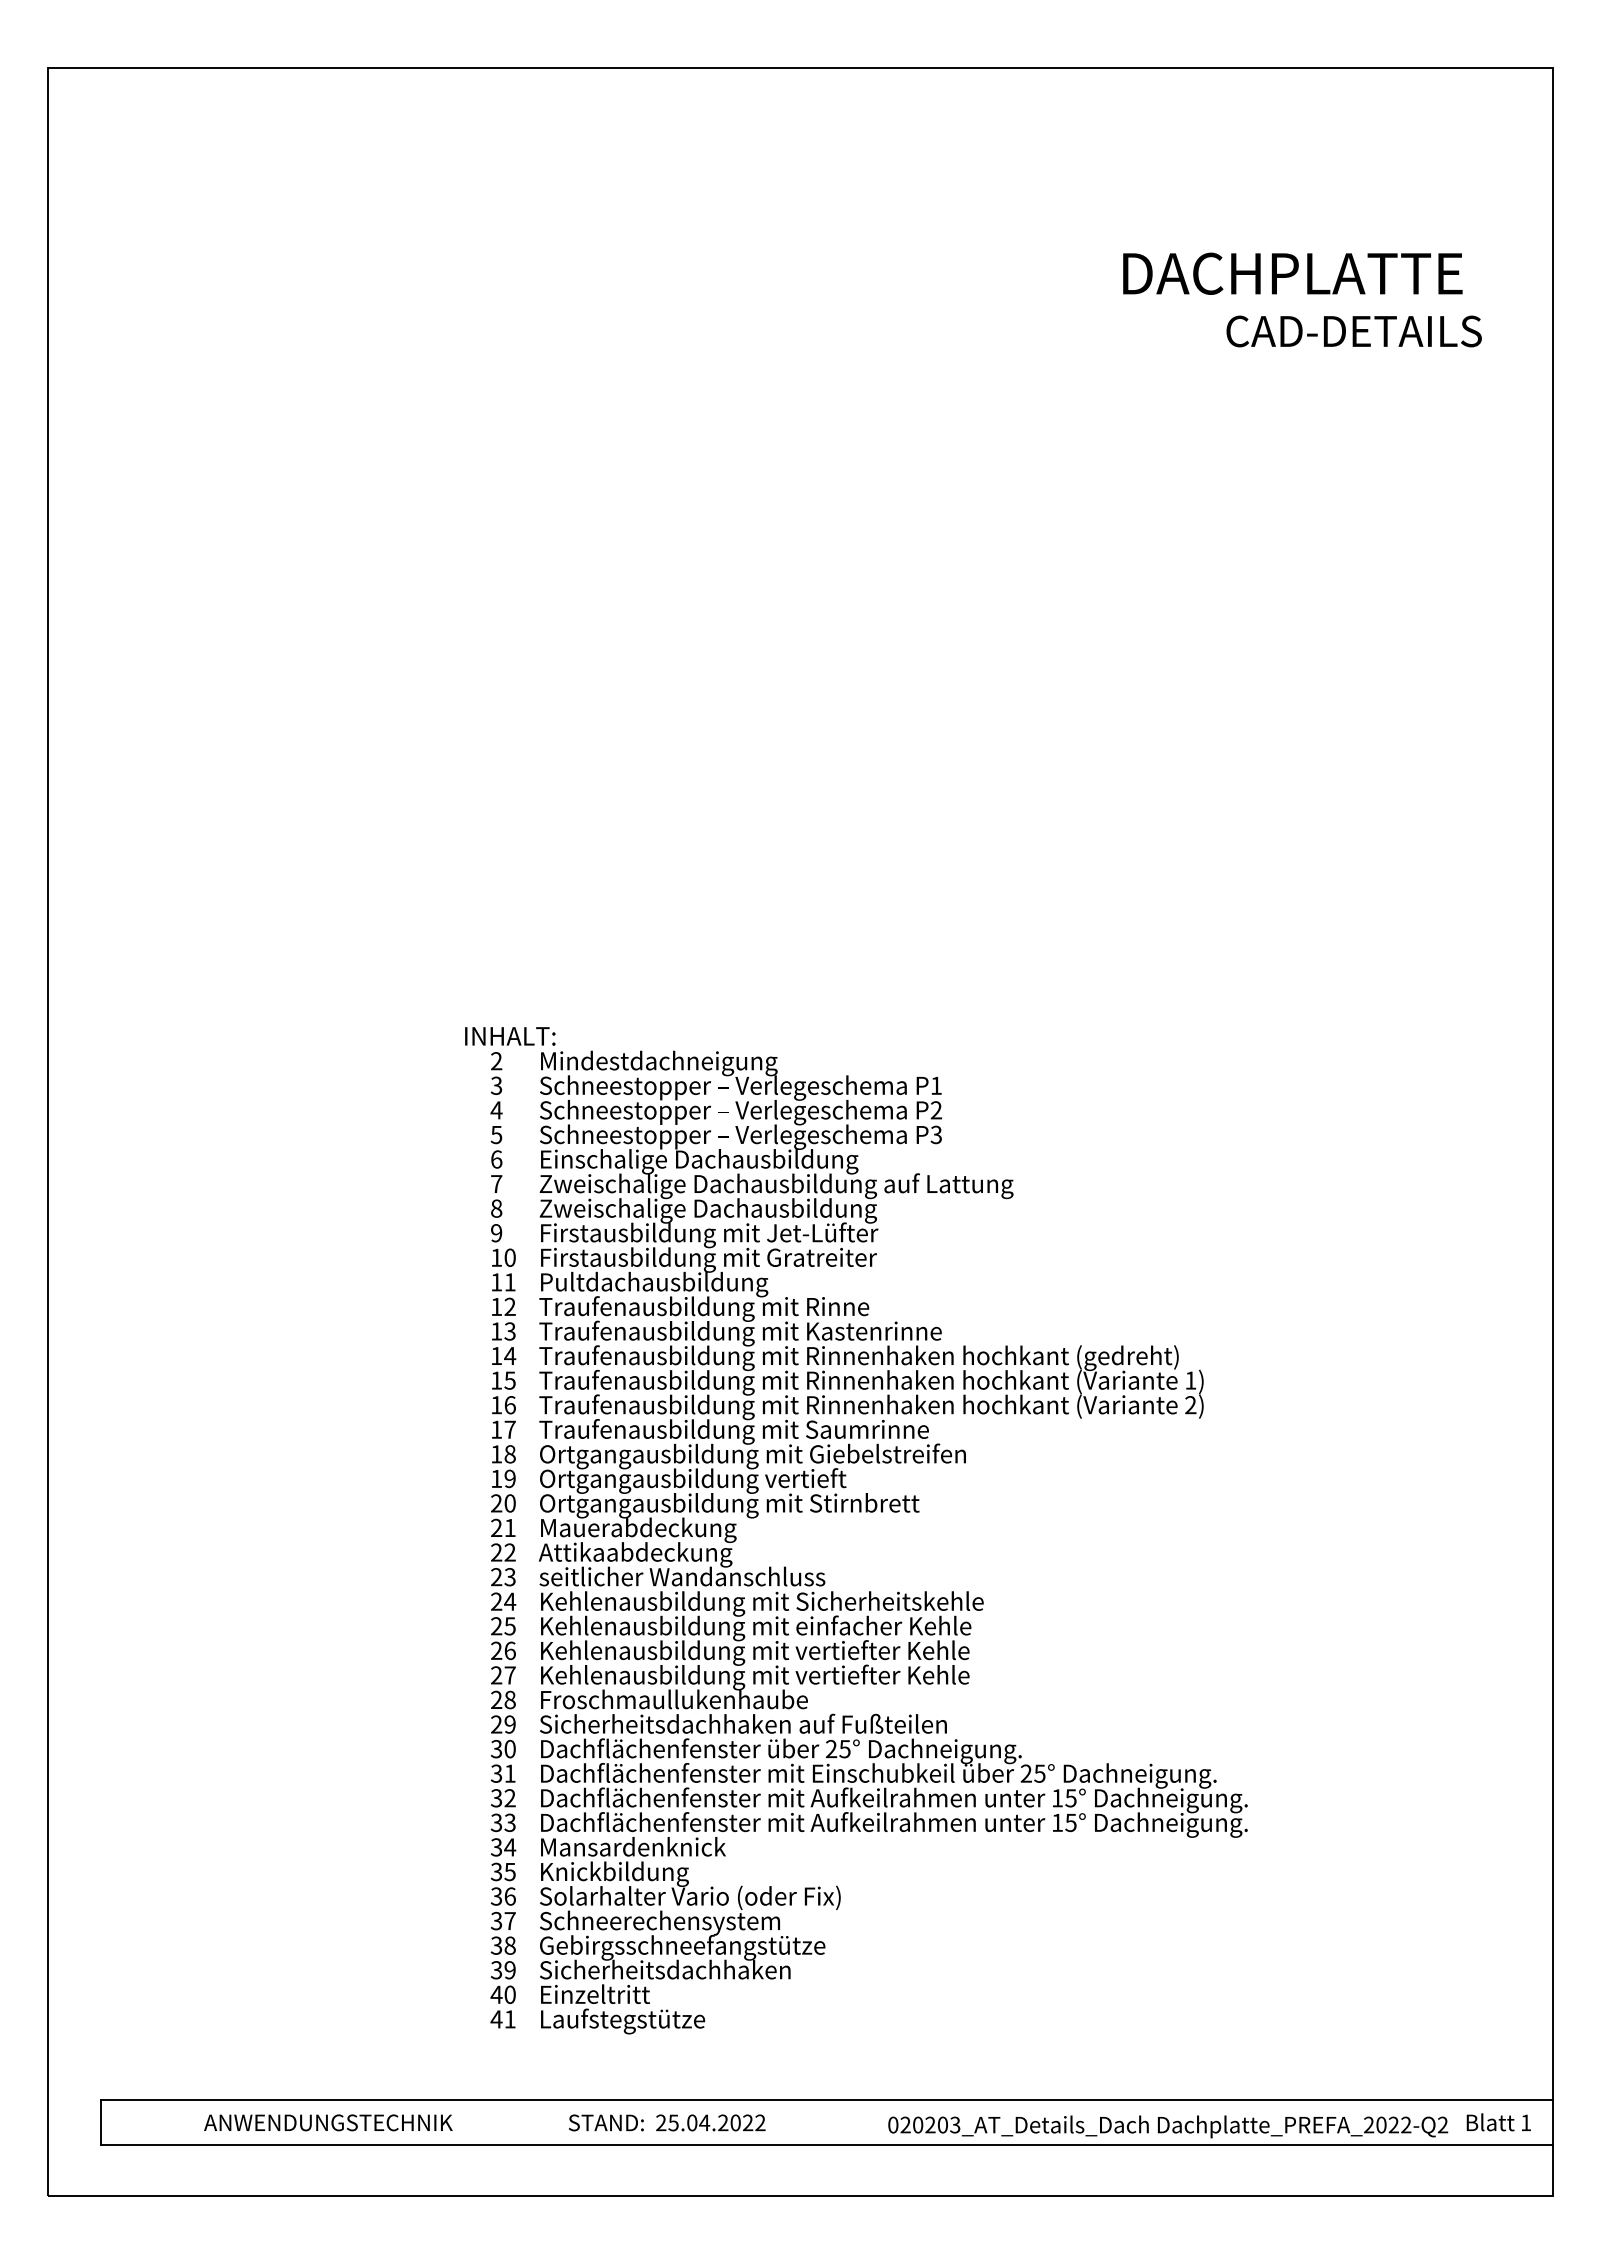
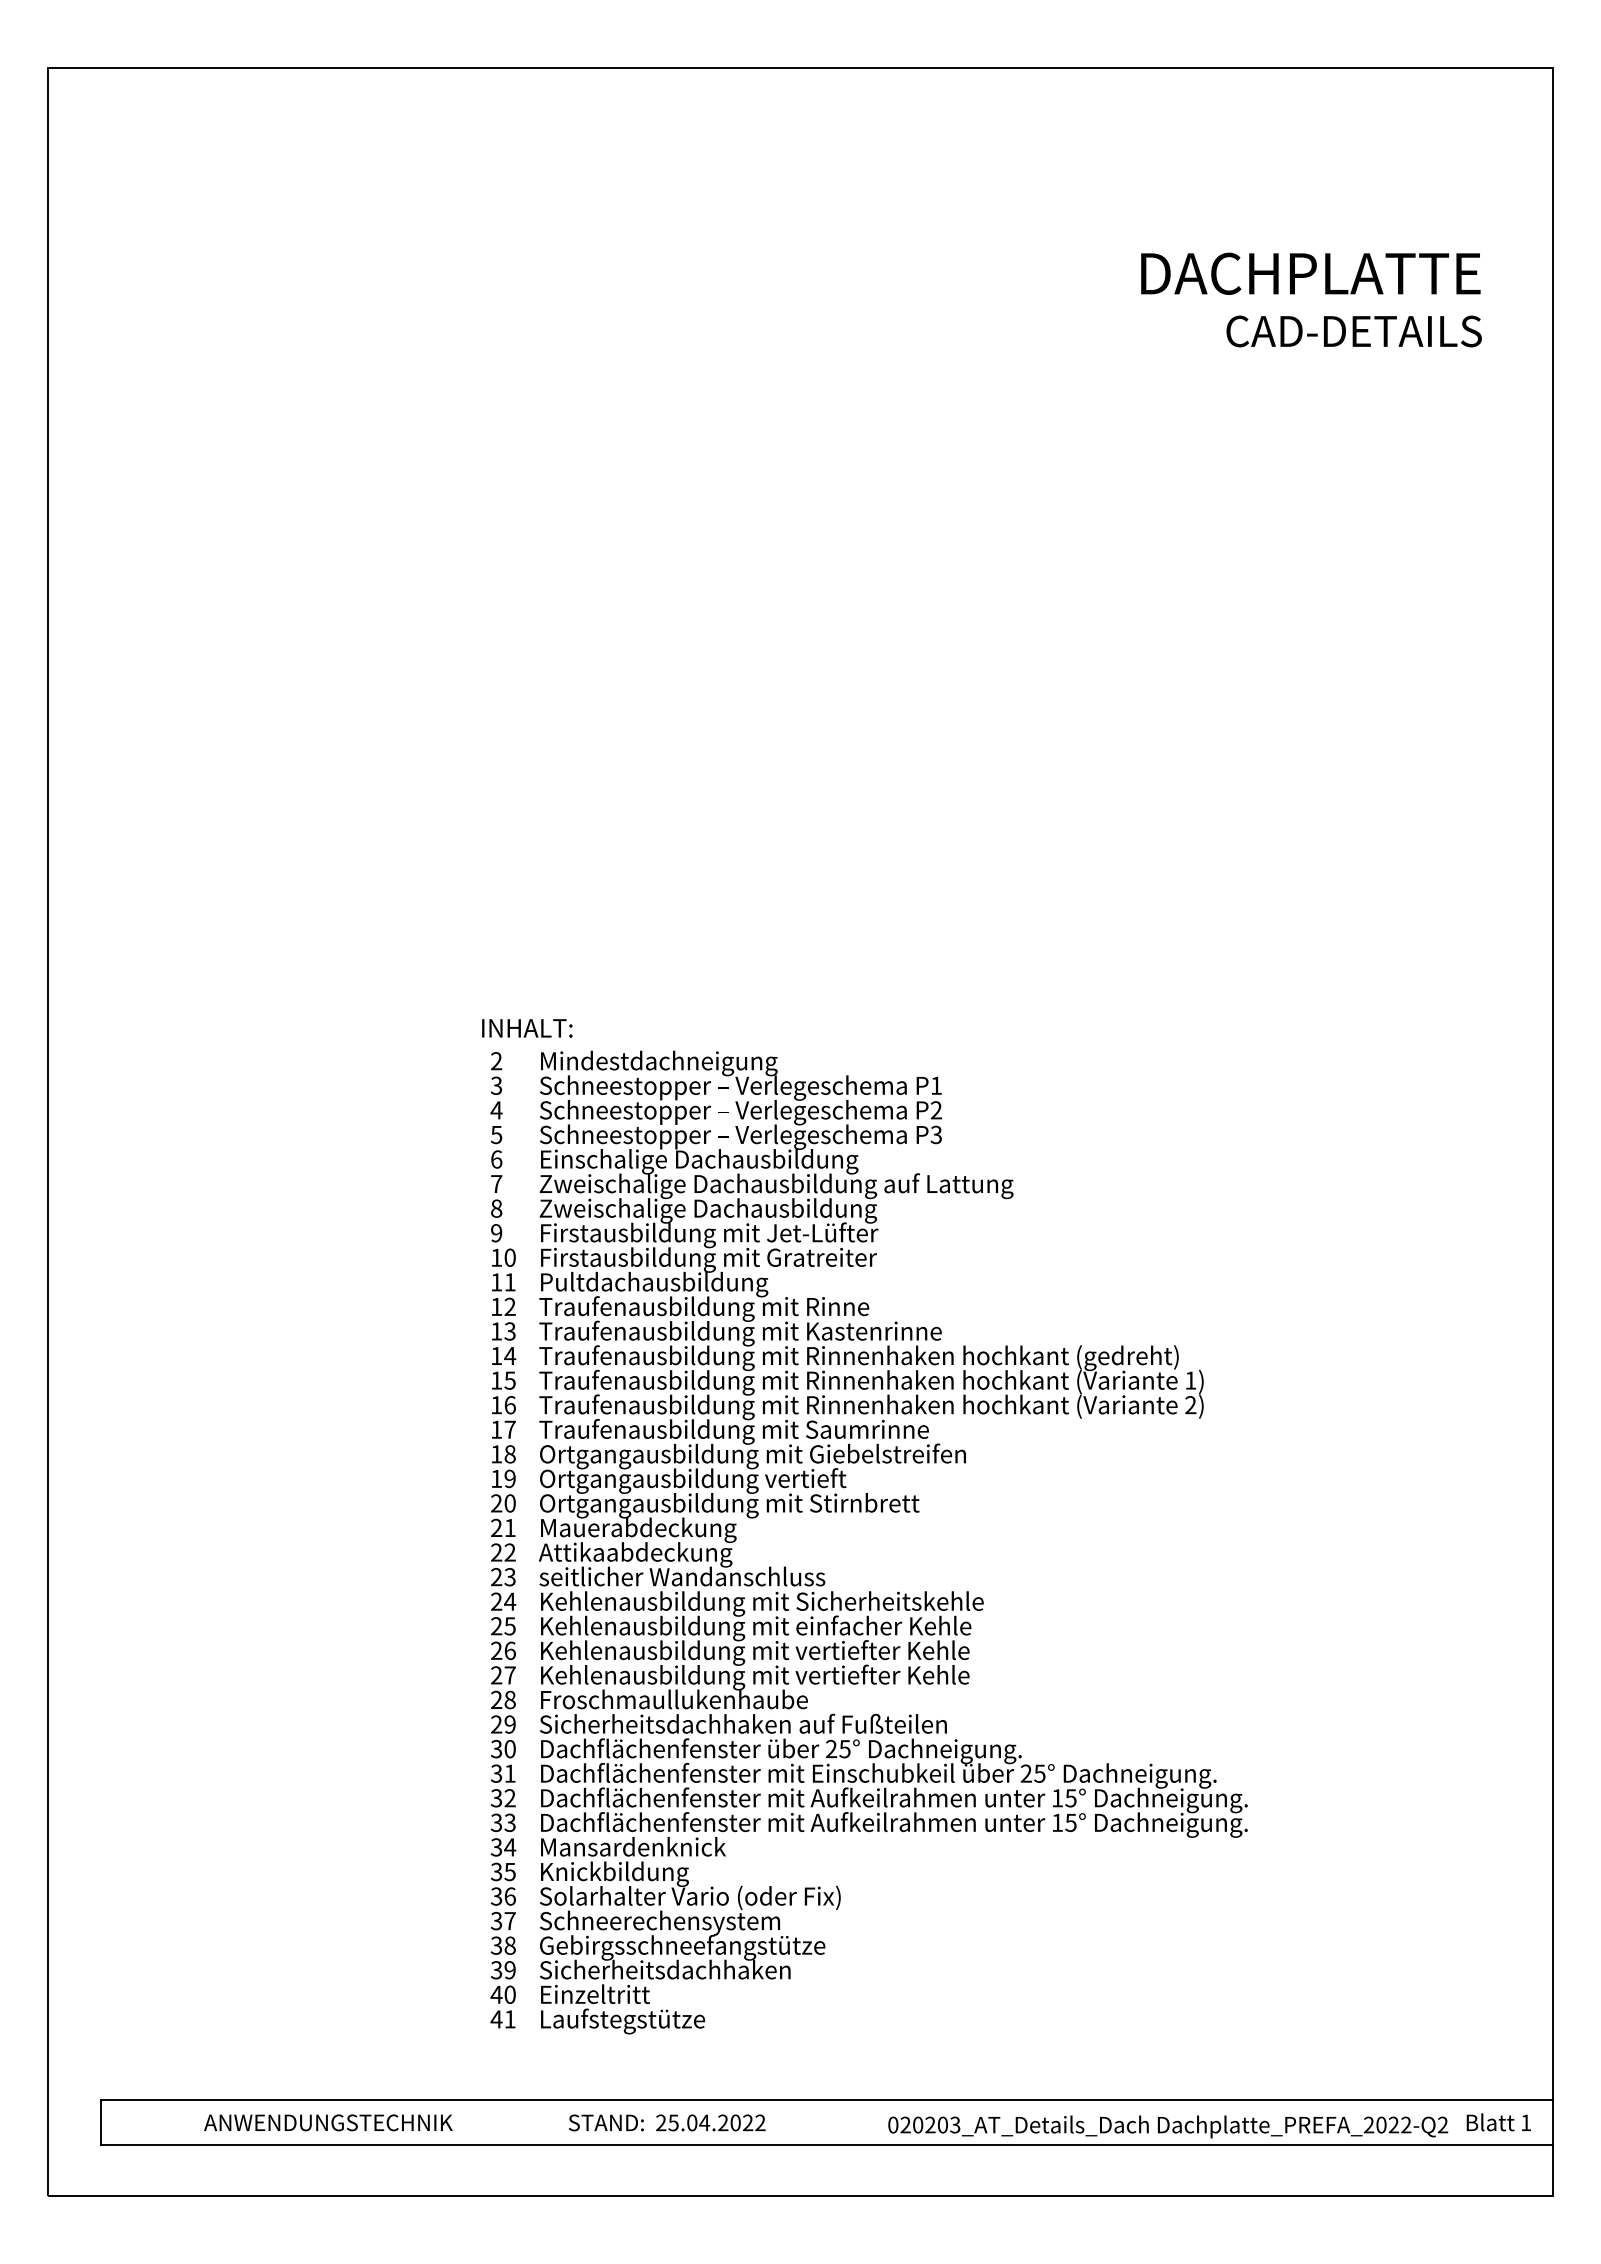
text position: (1292, 273) -> (1310, 273) (1310, 273)
text position: (510, 1036) -> (527, 1028) (527, 1028)
